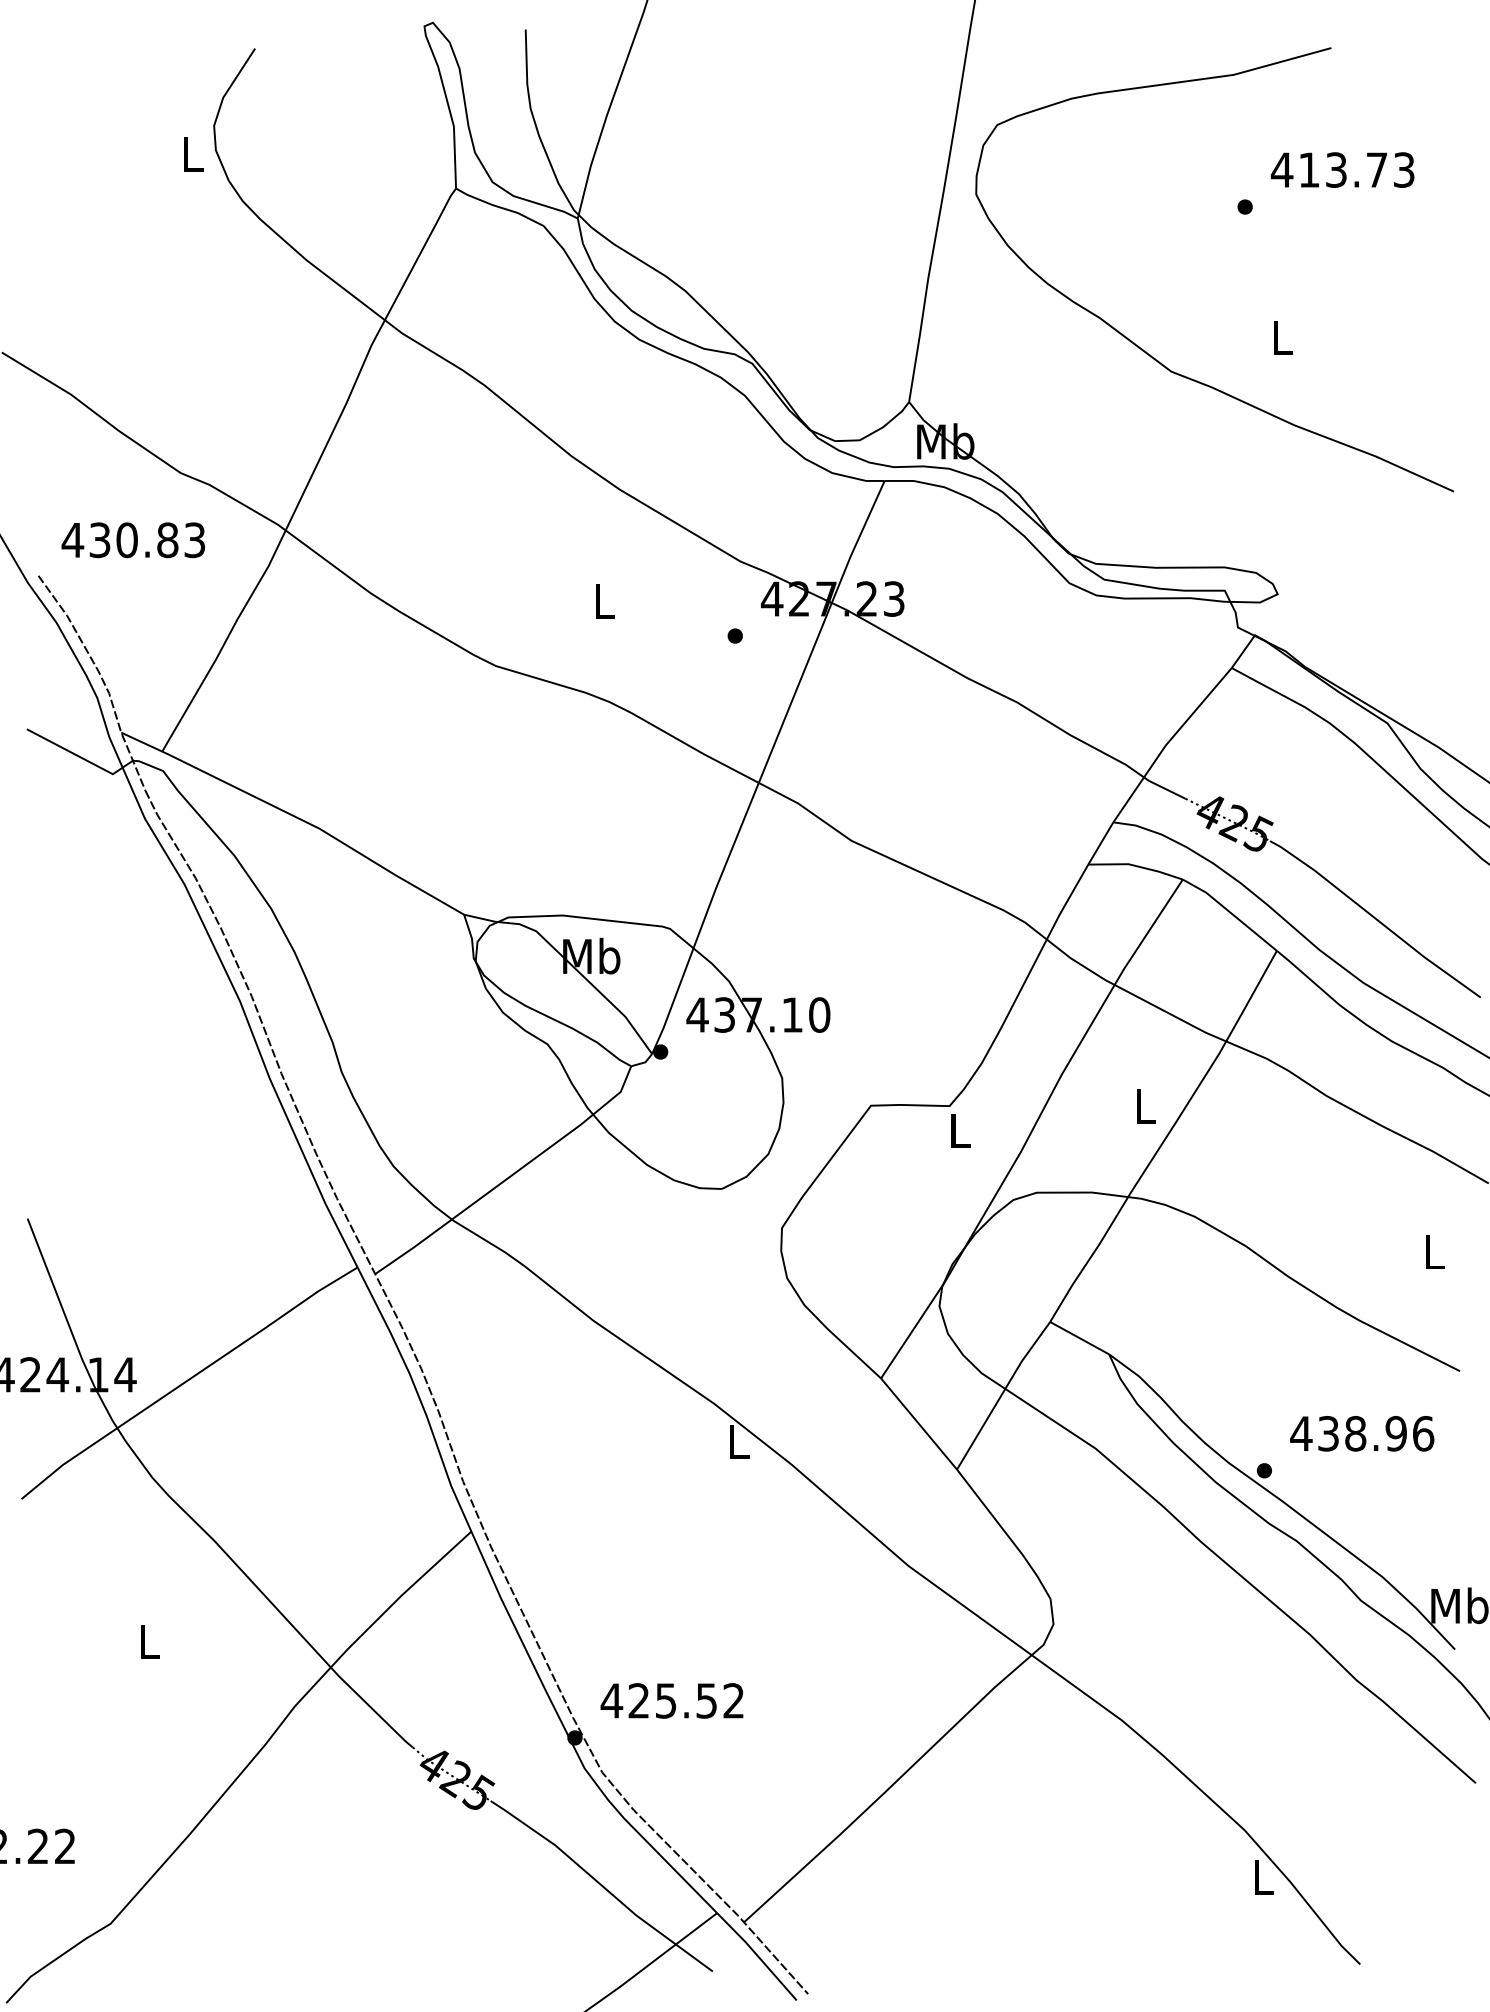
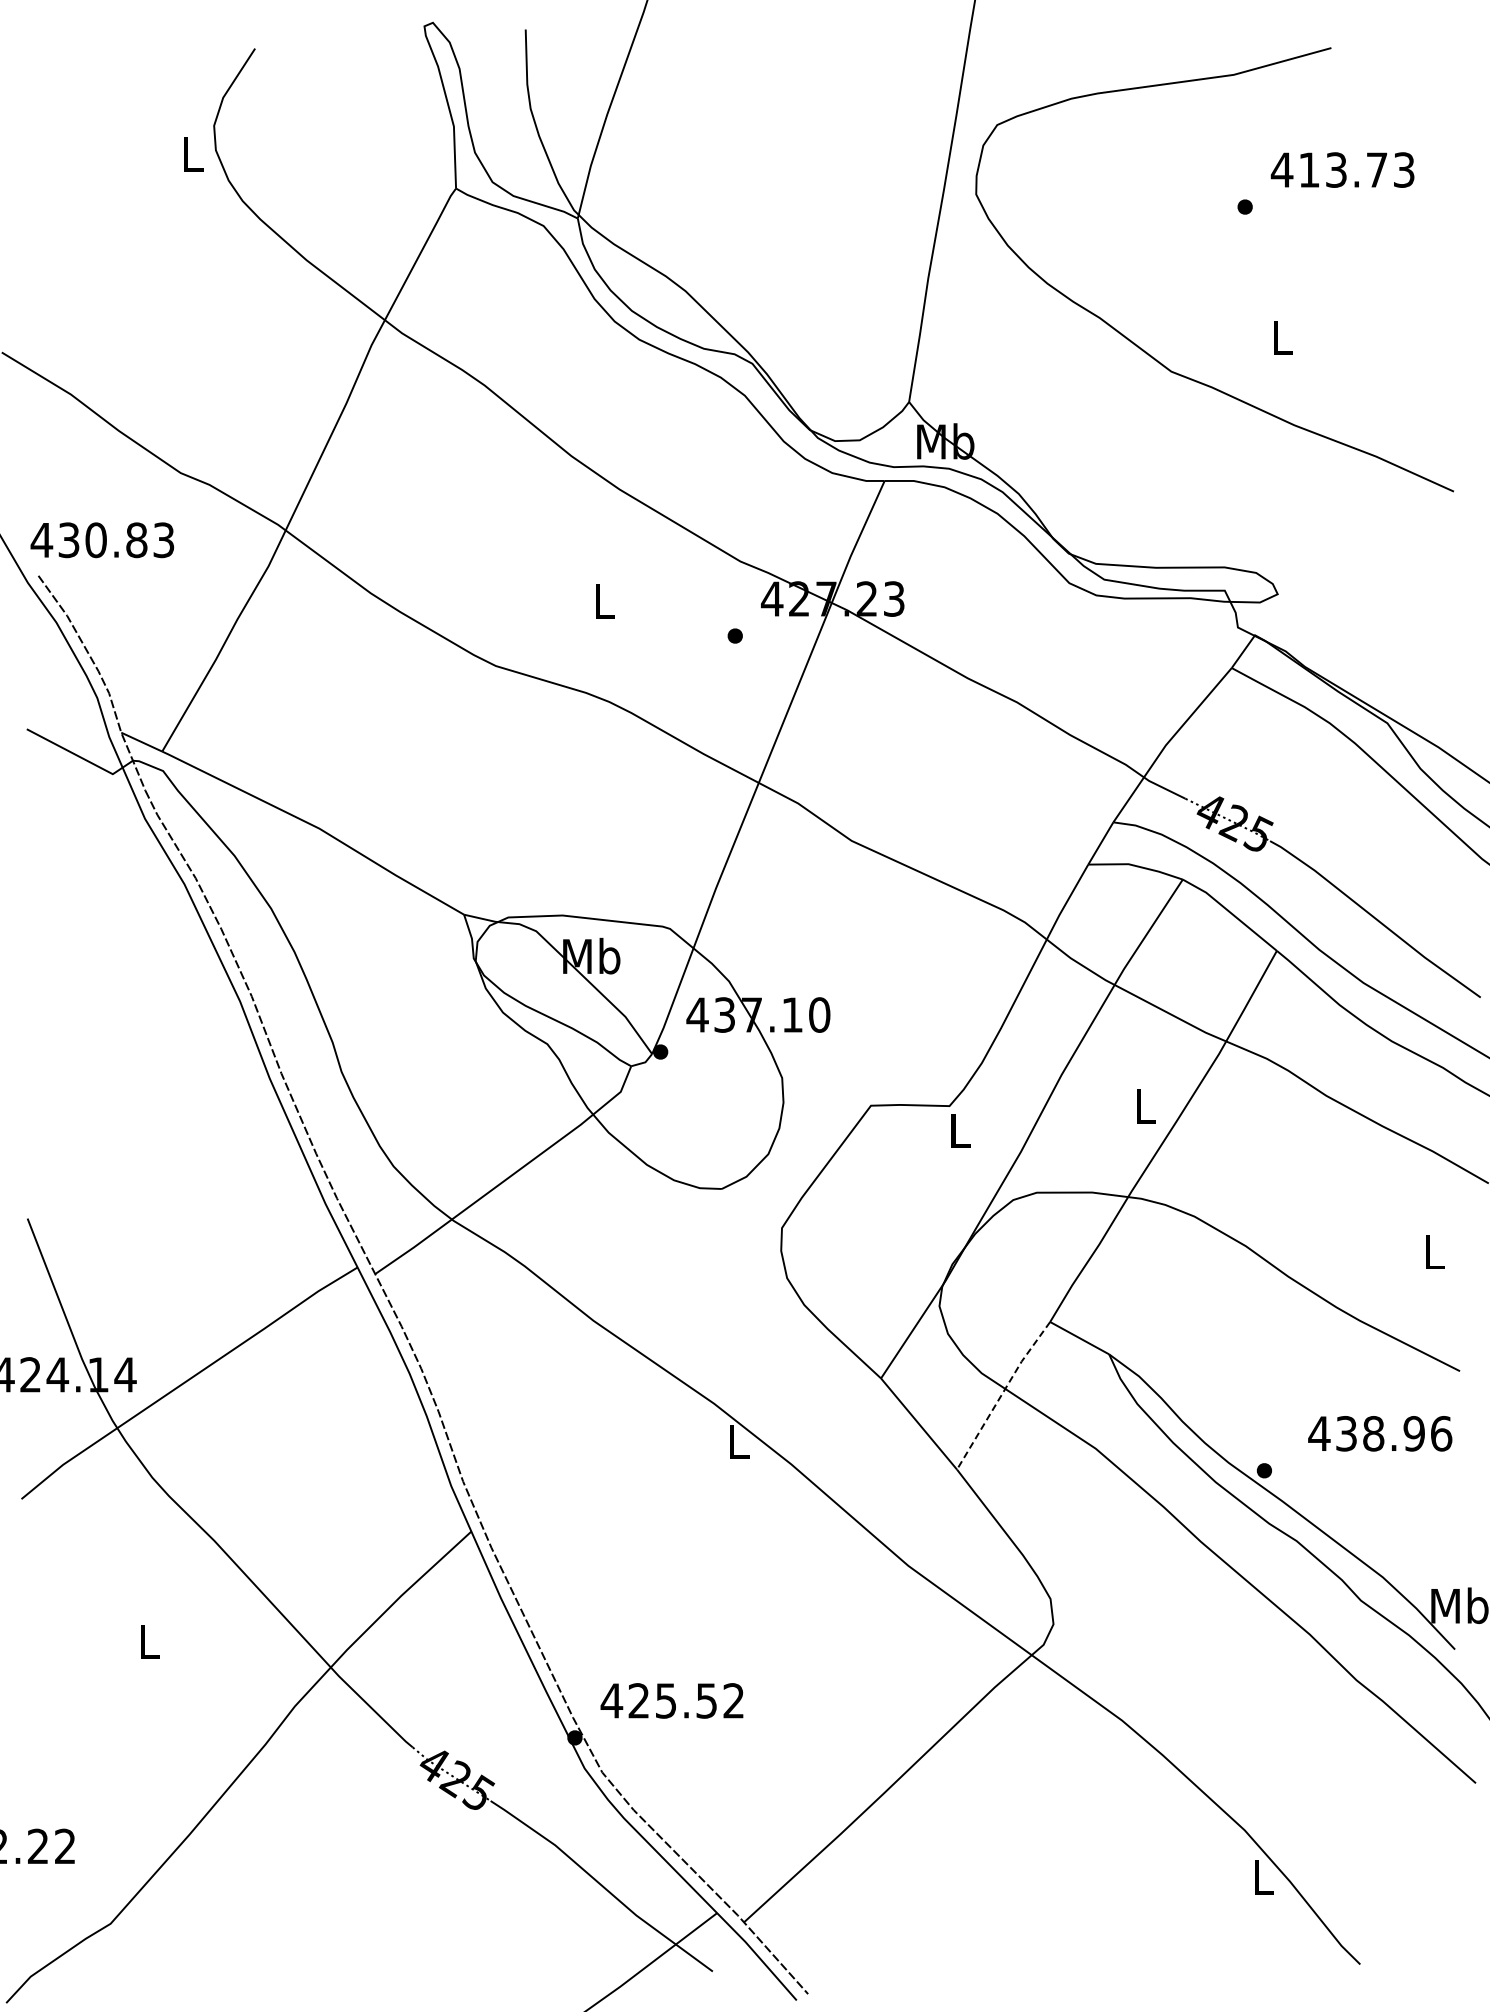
text position: (133, 540) -> (102, 540) (102, 540)
line: solid -> dashed (1001, 1394)
text position: (1362, 1433) -> (1380, 1433) (1380, 1433)
